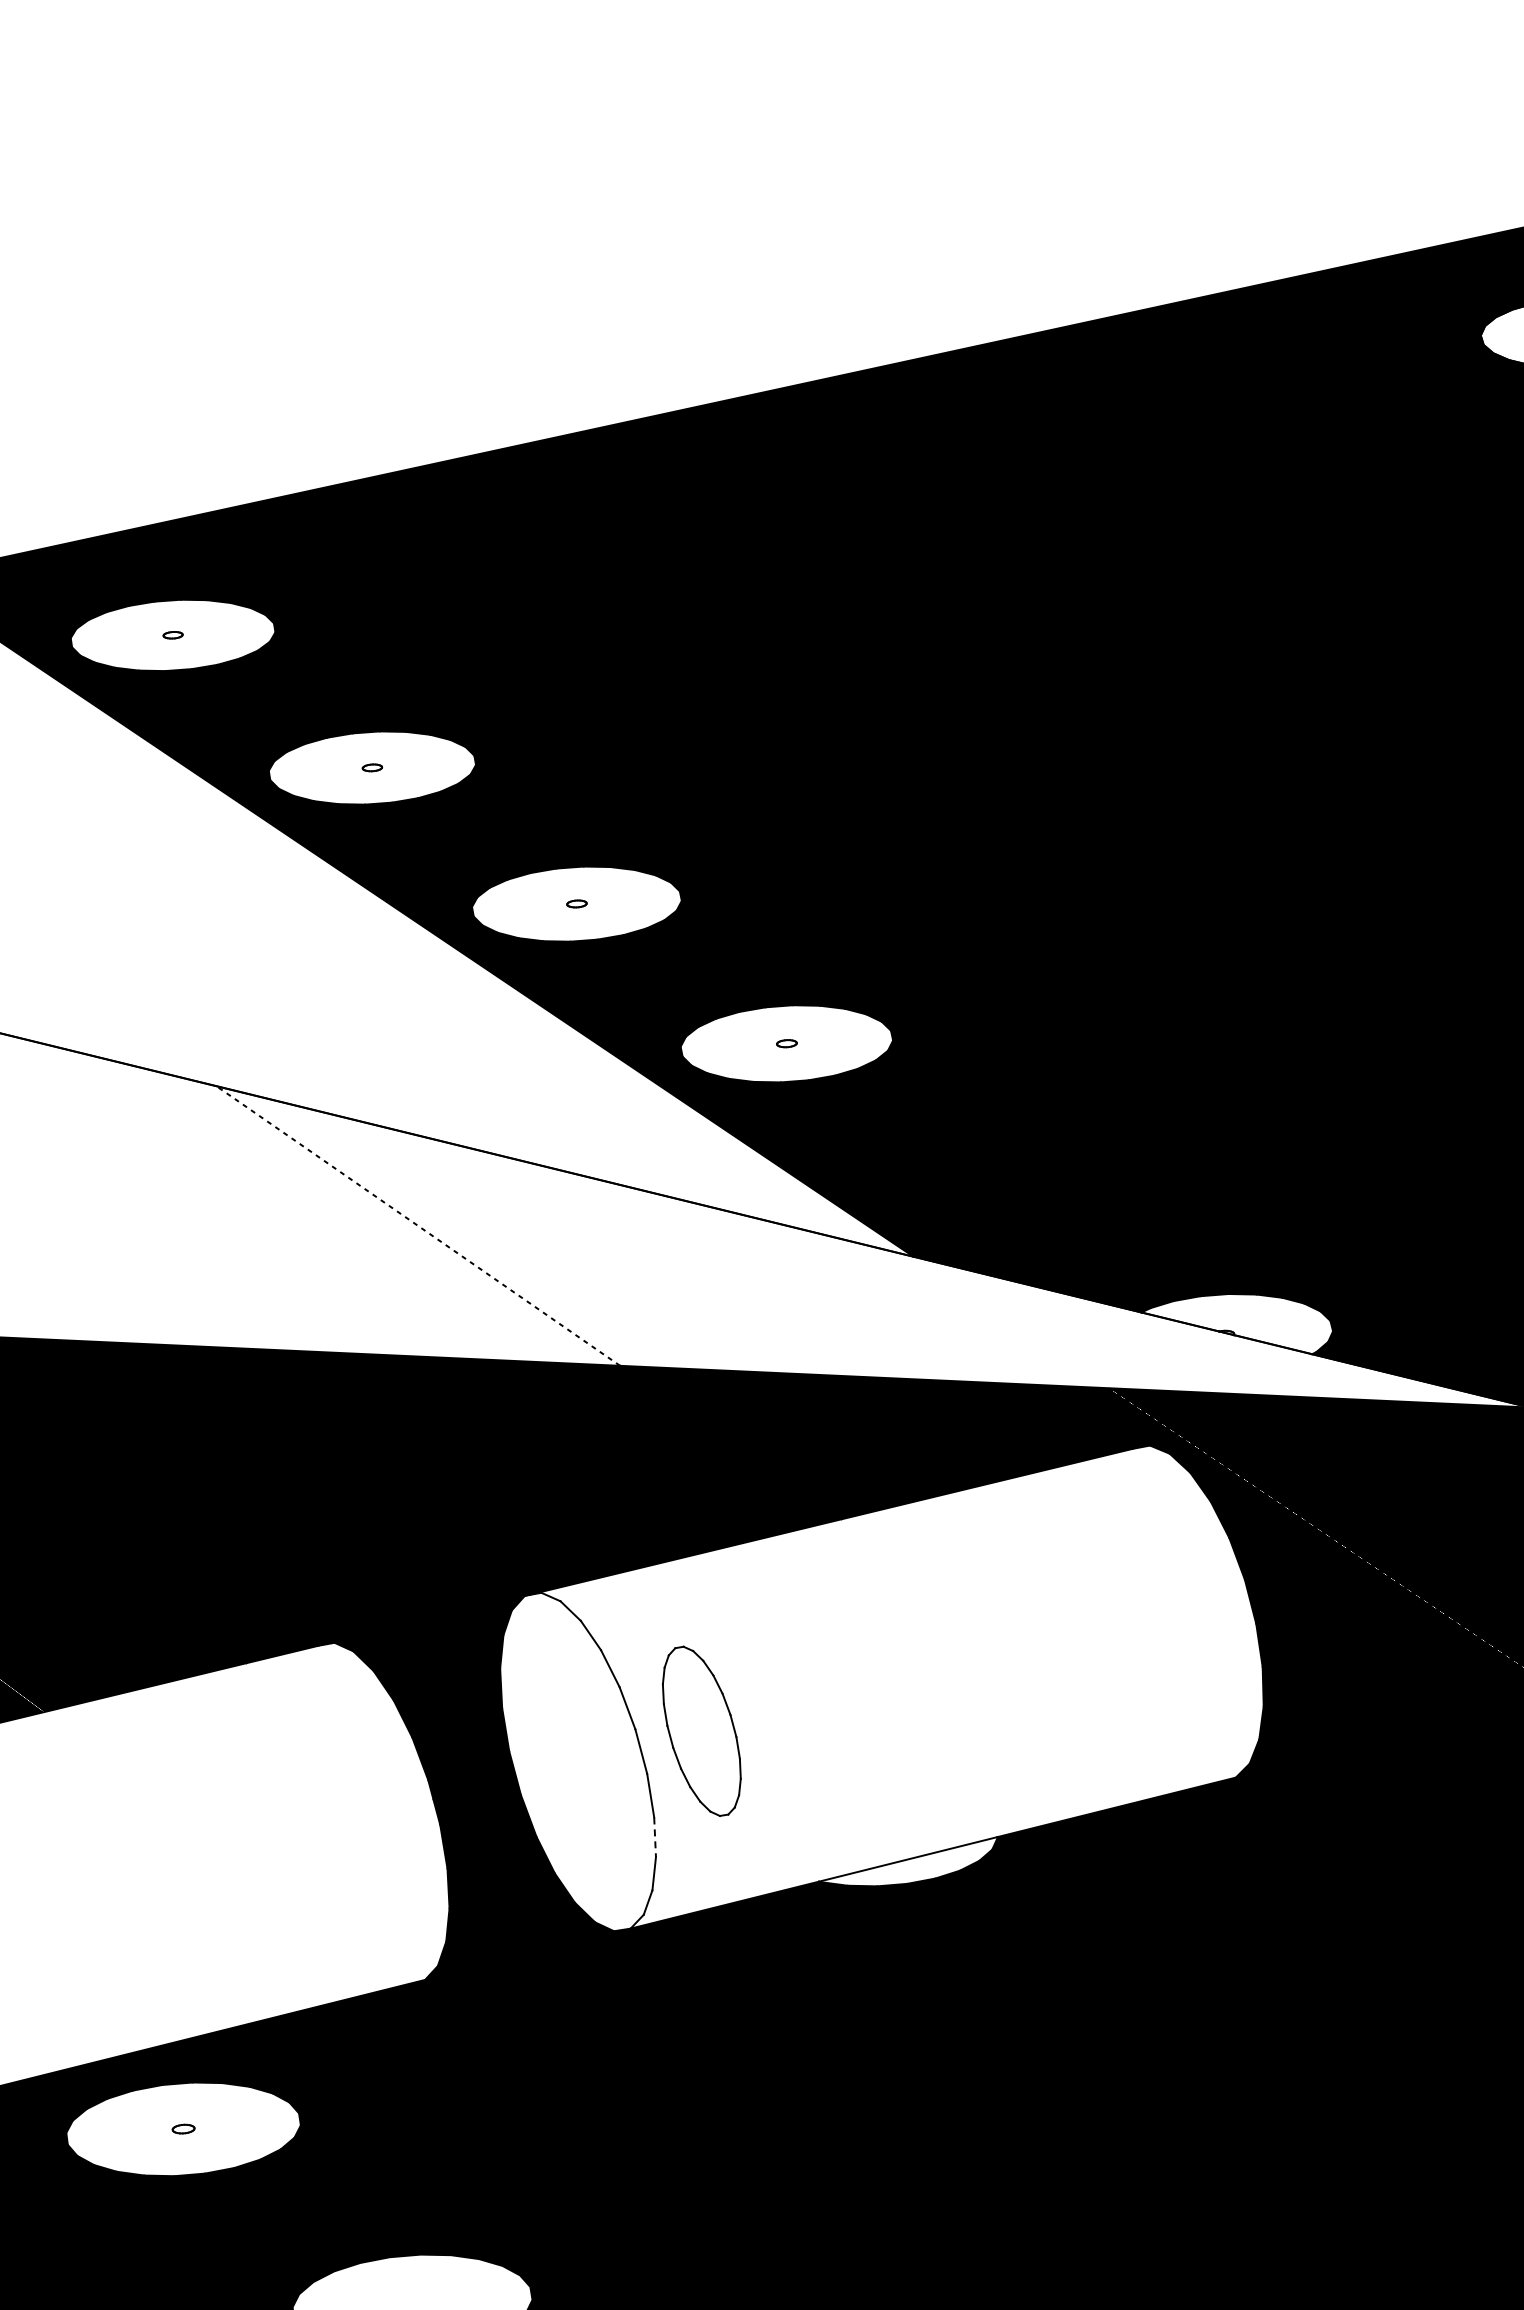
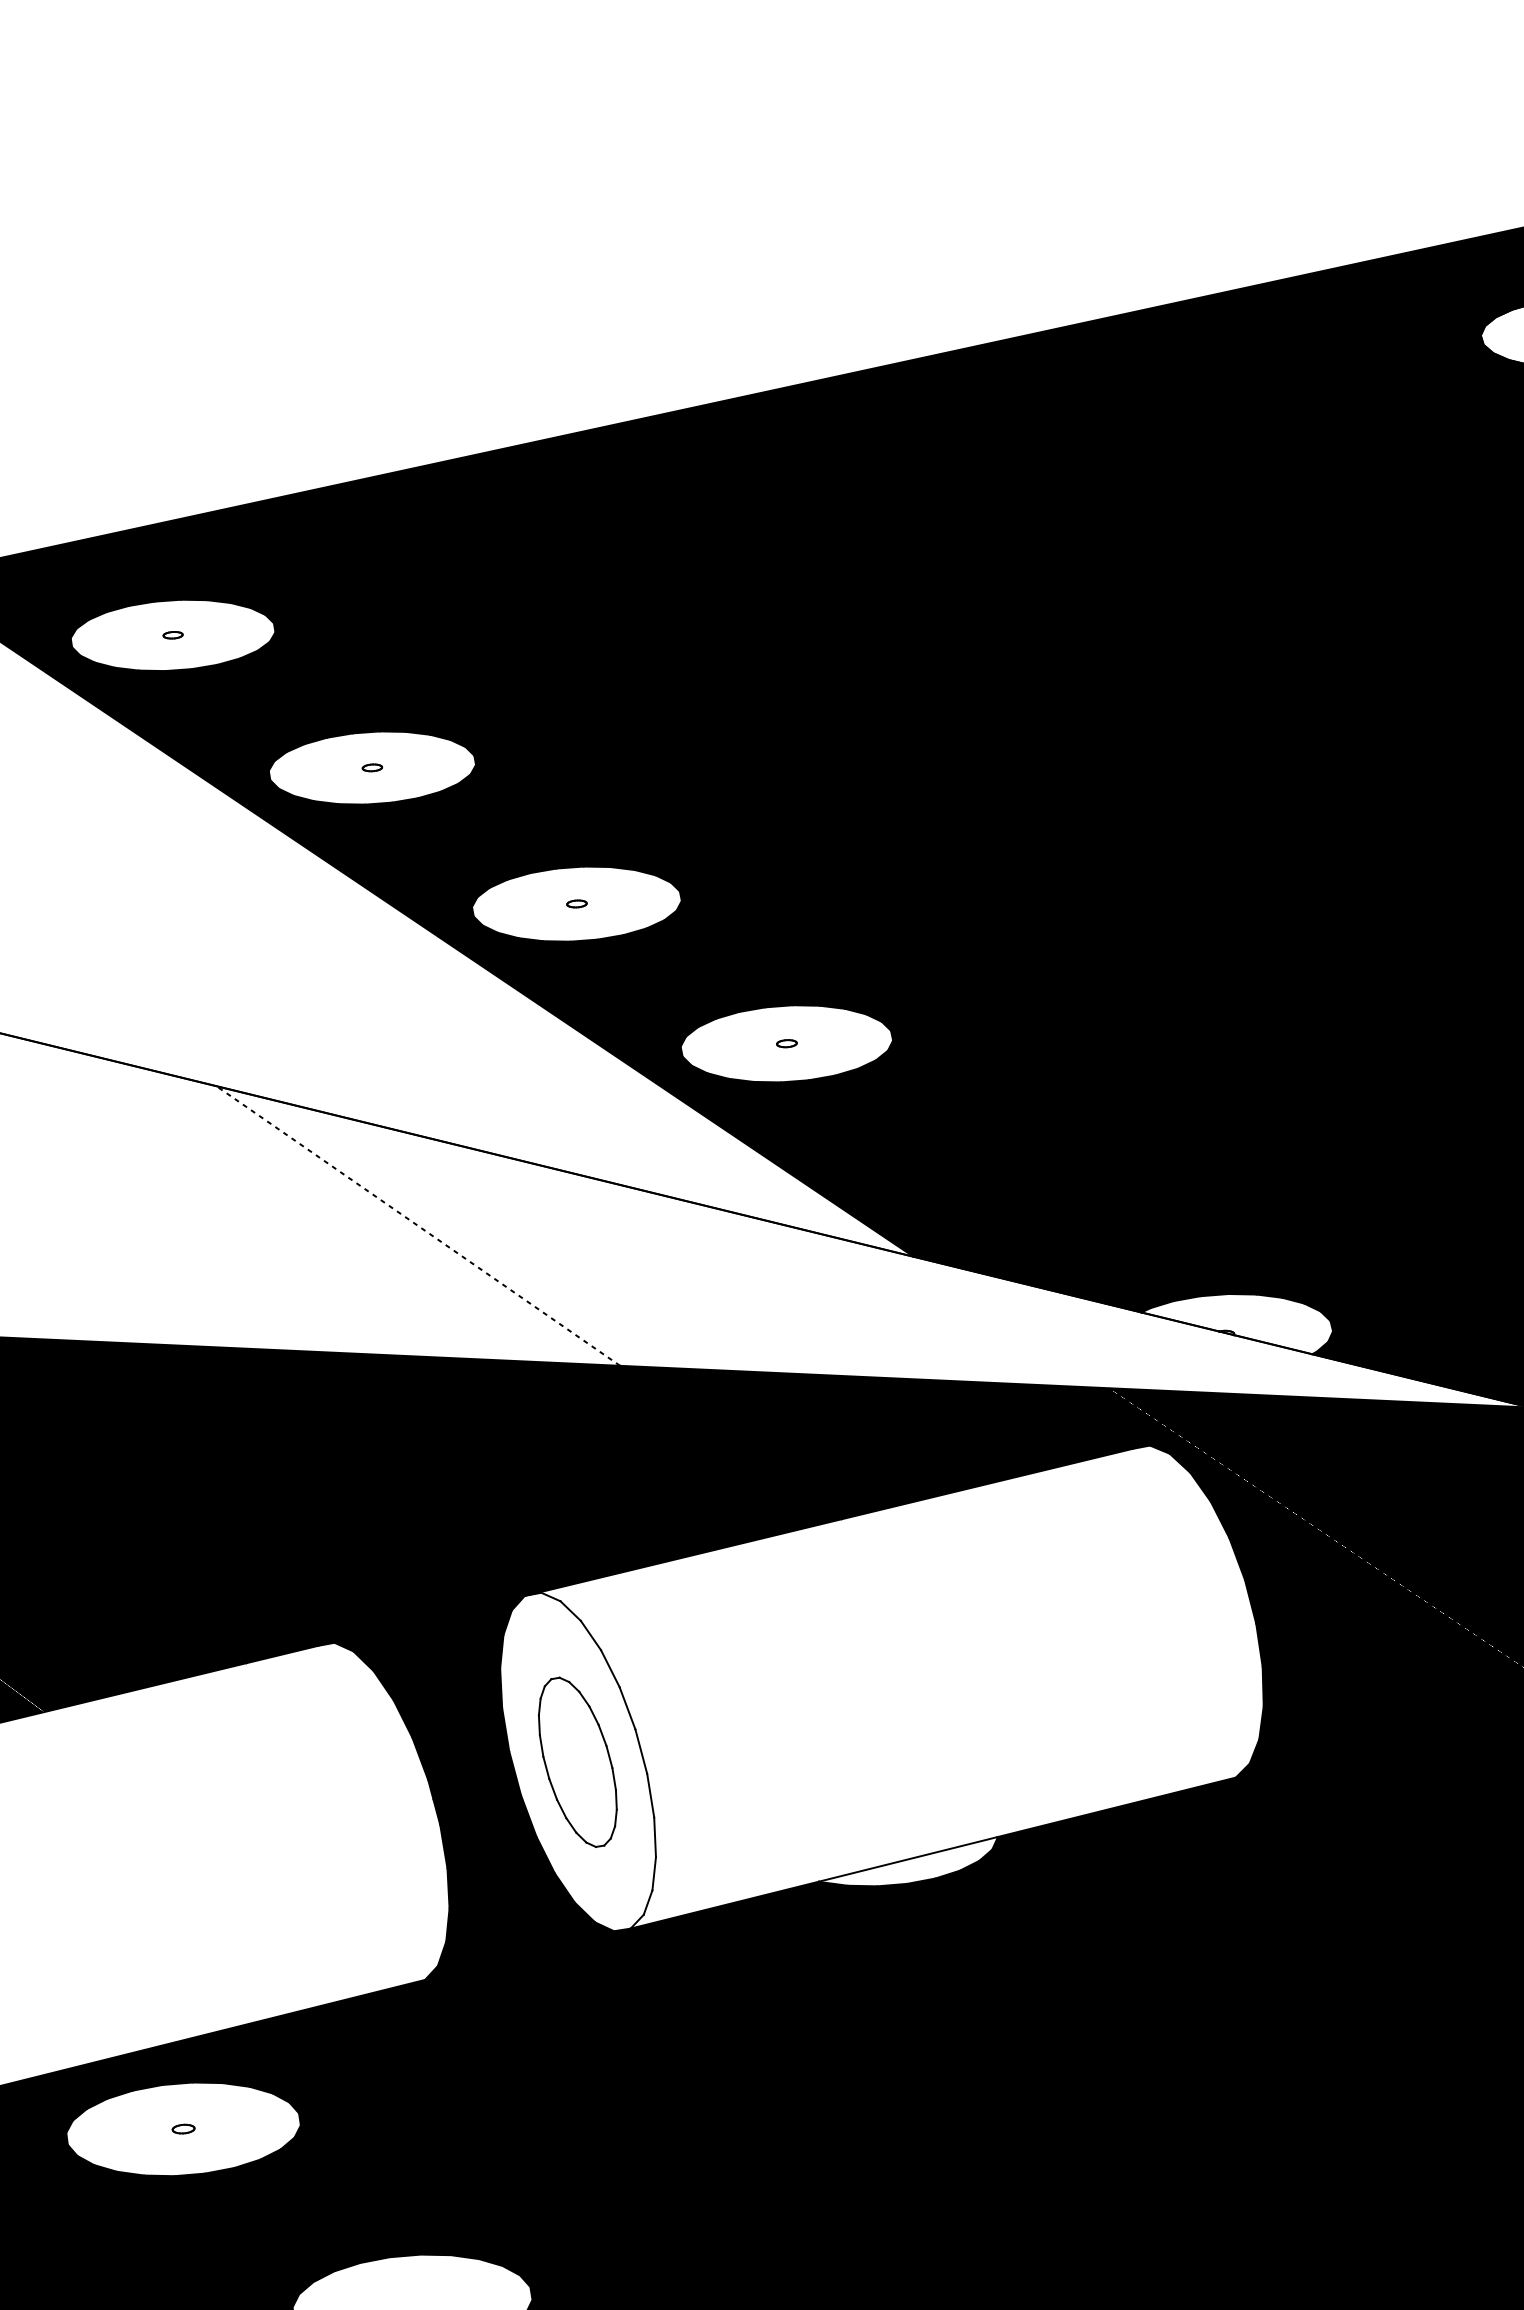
part position: (701, 1730) -> (577, 1761) (577, 1761)
line: dashed -> solid (655, 1837)
